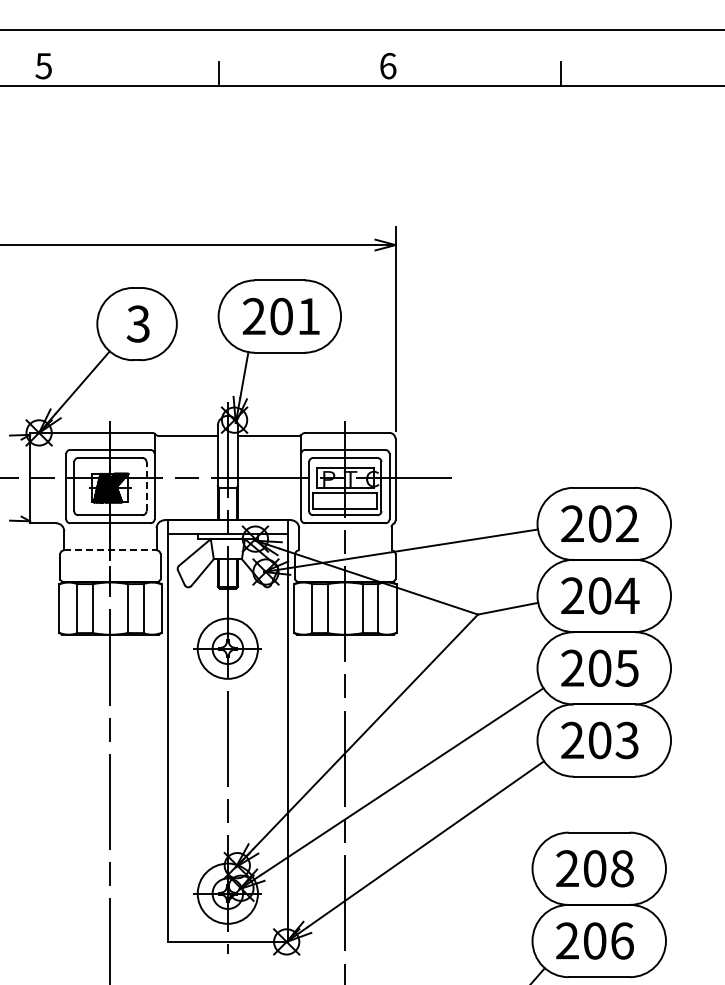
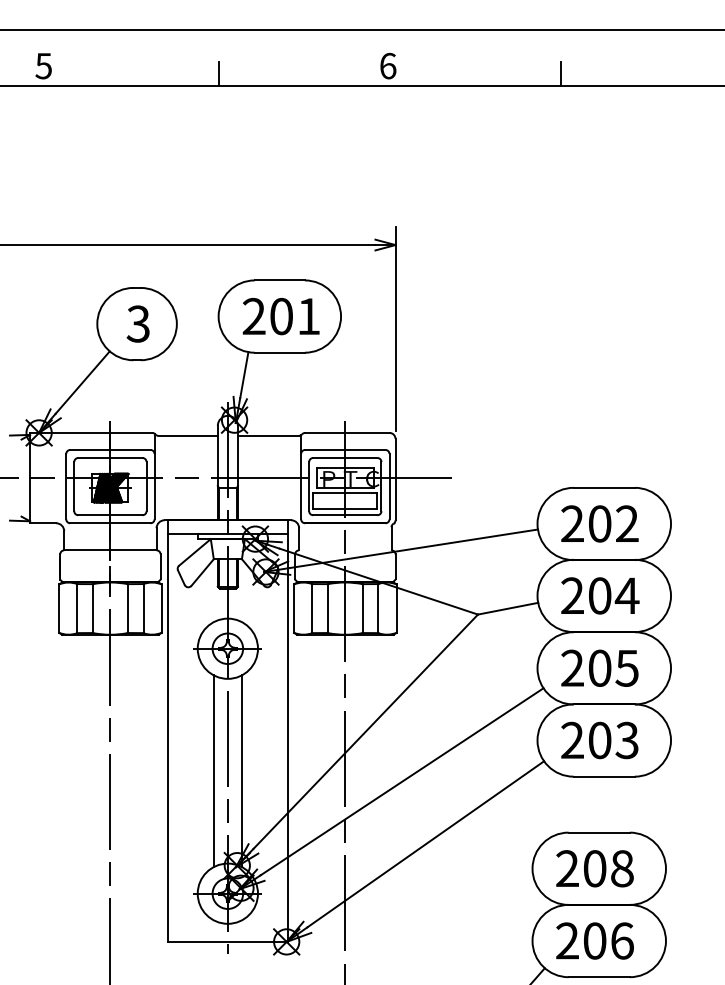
line: dashed -> solid (146, 486)
line: dashed -> solid (110, 550)
line: none -> present (213, 771)
line: none -> present (241, 771)
